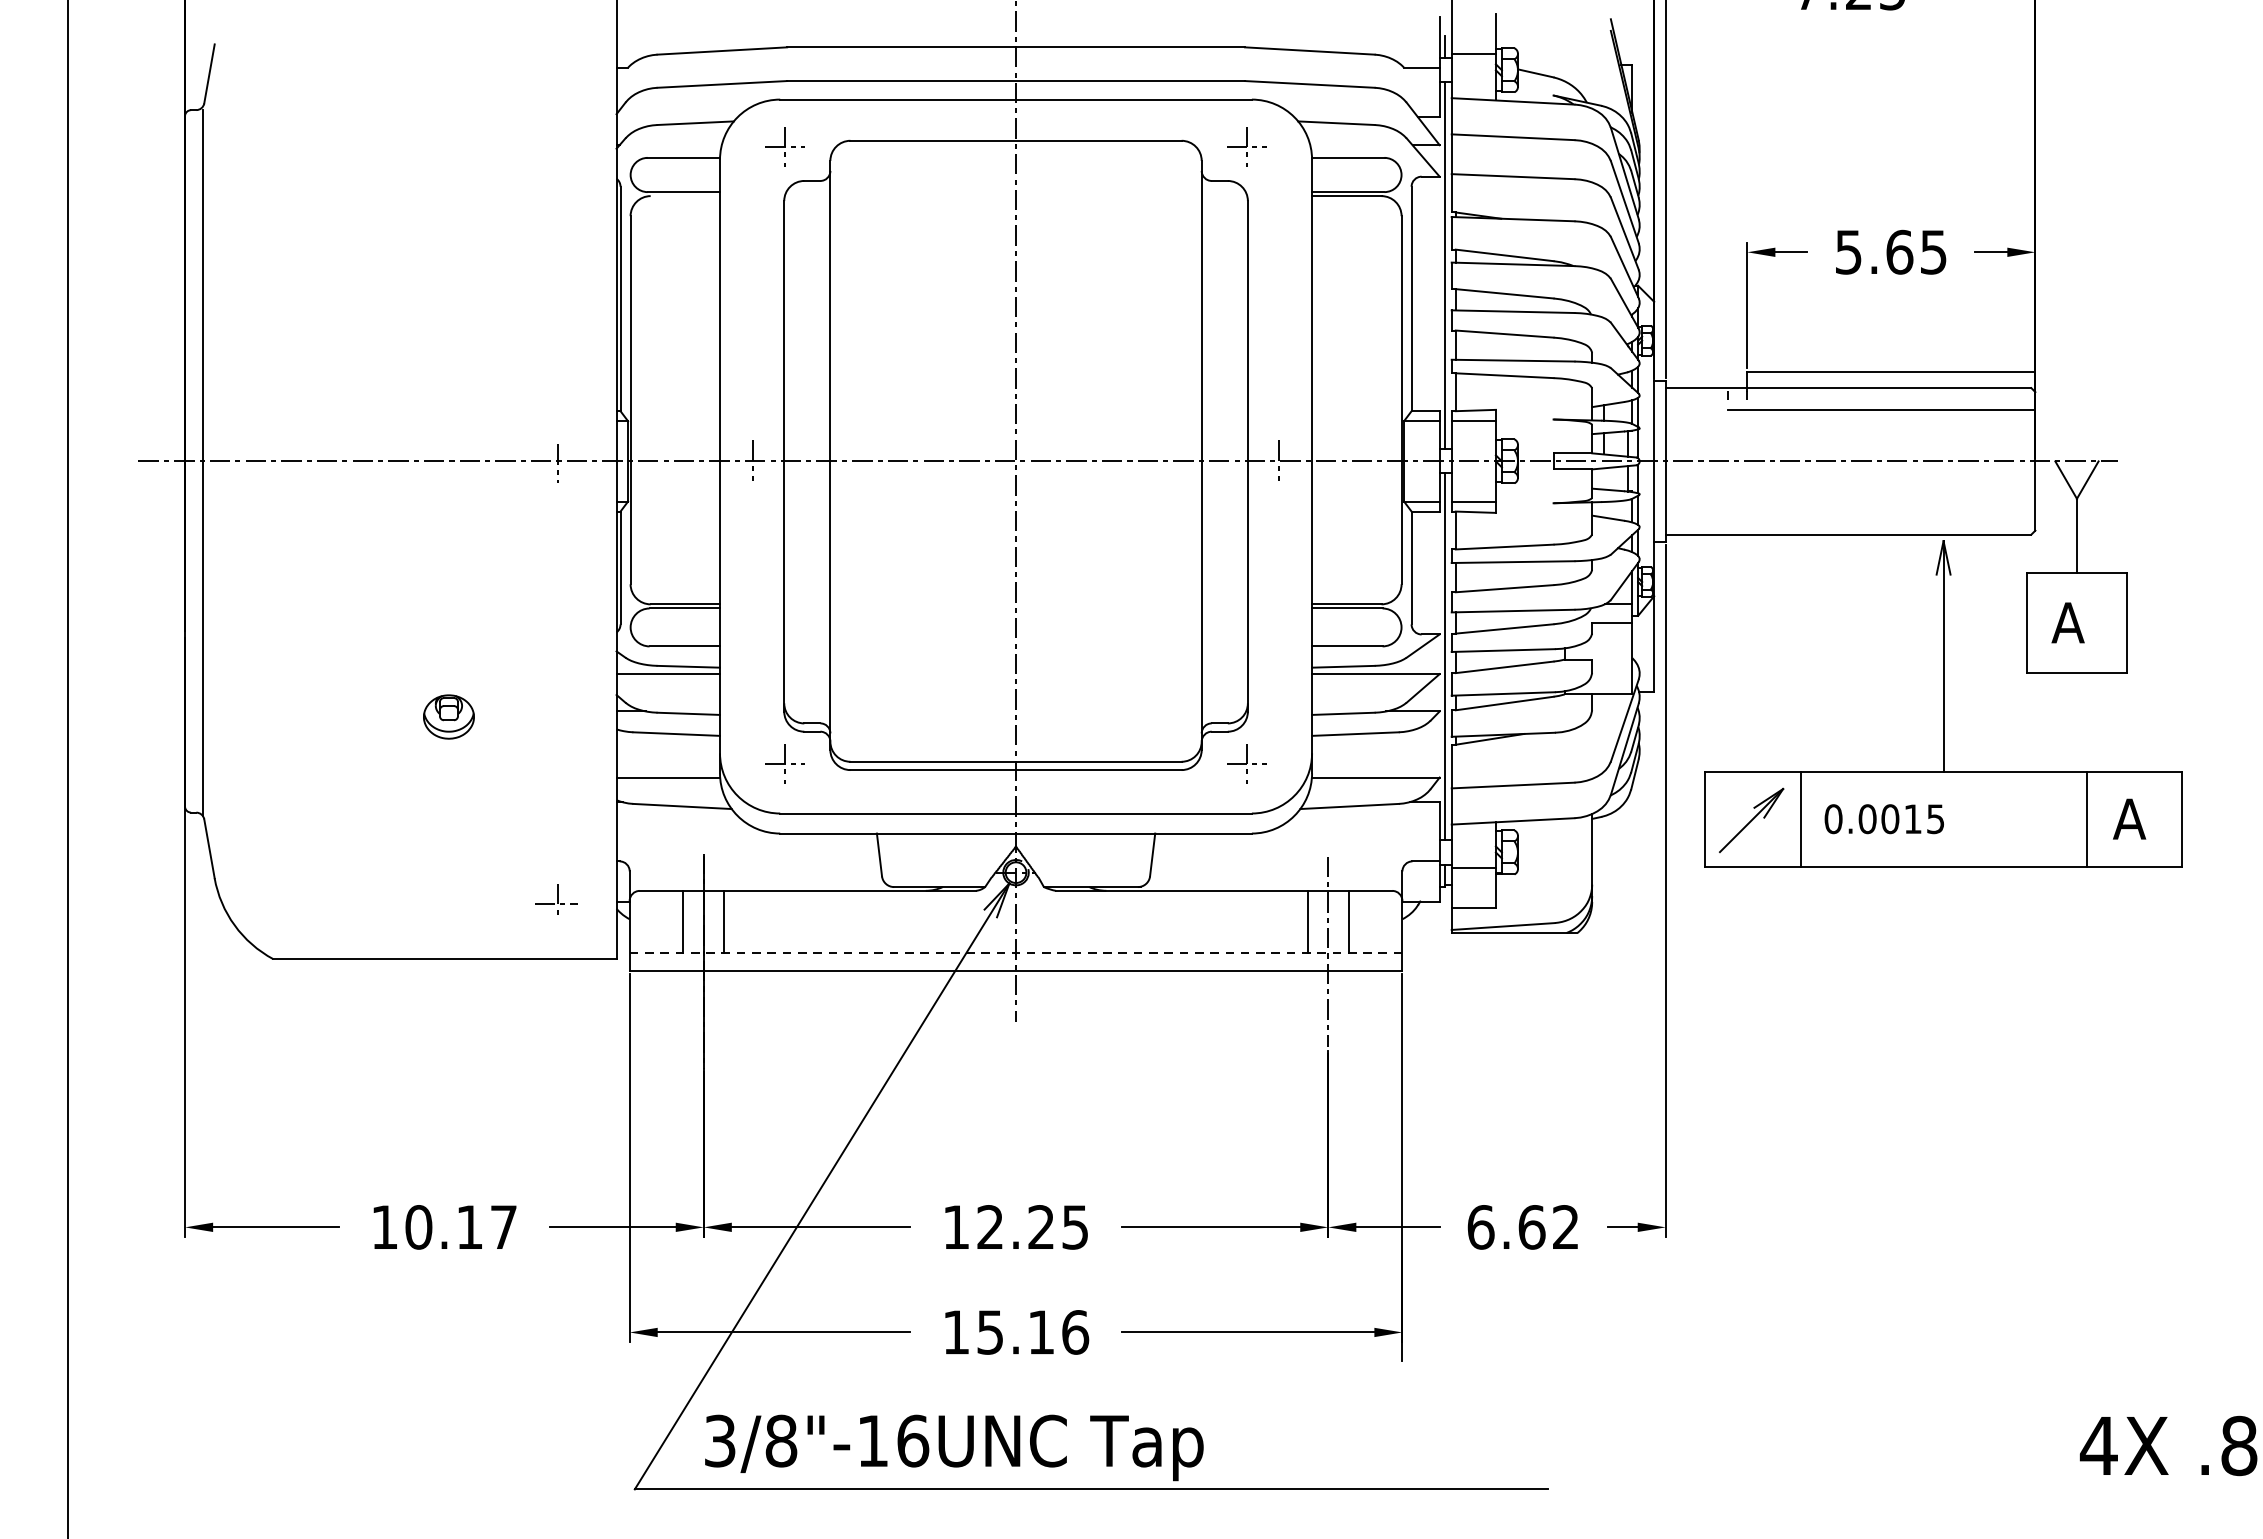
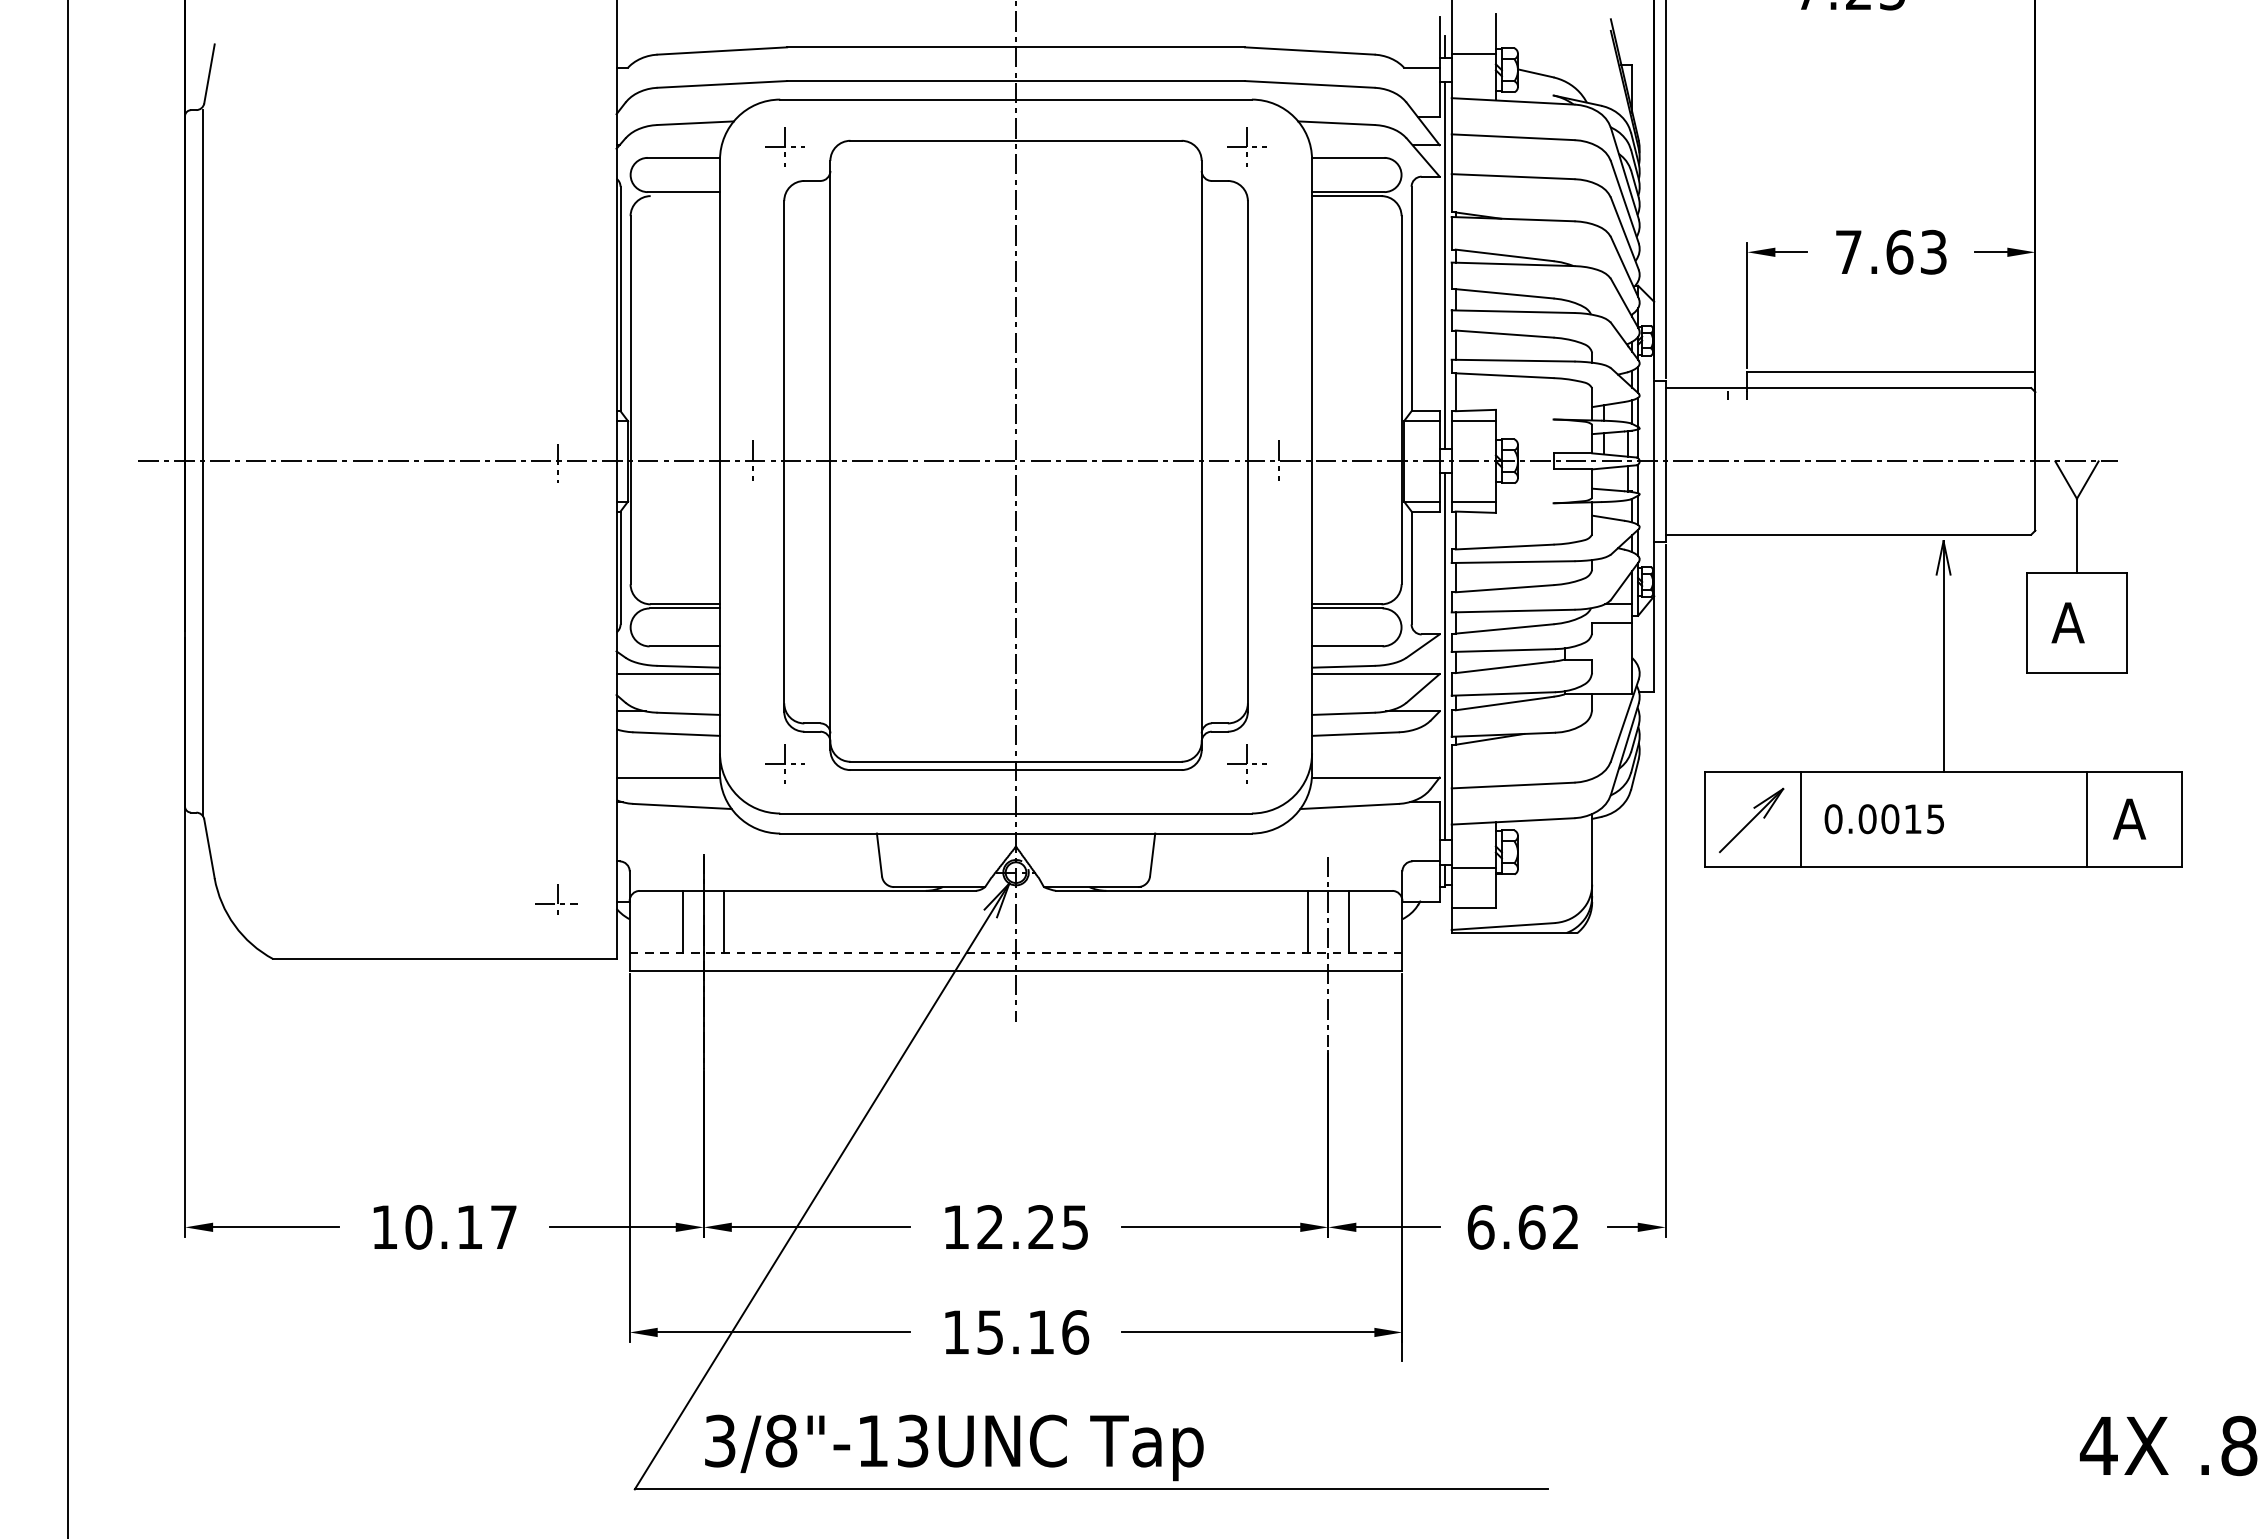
text: 5.65 -> 7.63 (1891, 251)
line: present -> none (1881, 409)
part: present -> none (448, 716)
text: 3/8"-16UNC -> 3/8"-13UNC (913, 1440)
